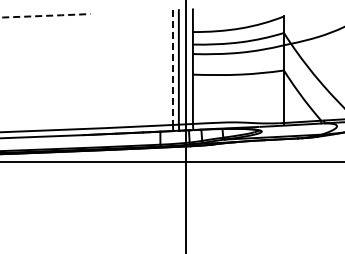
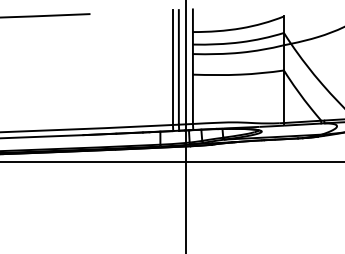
arc: dashed -> solid (45, 15)
line: dashed -> solid (172, 68)
